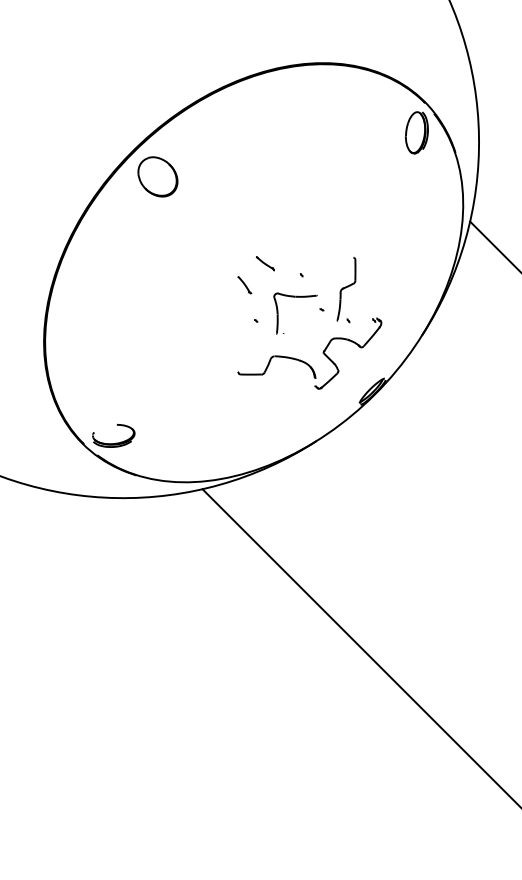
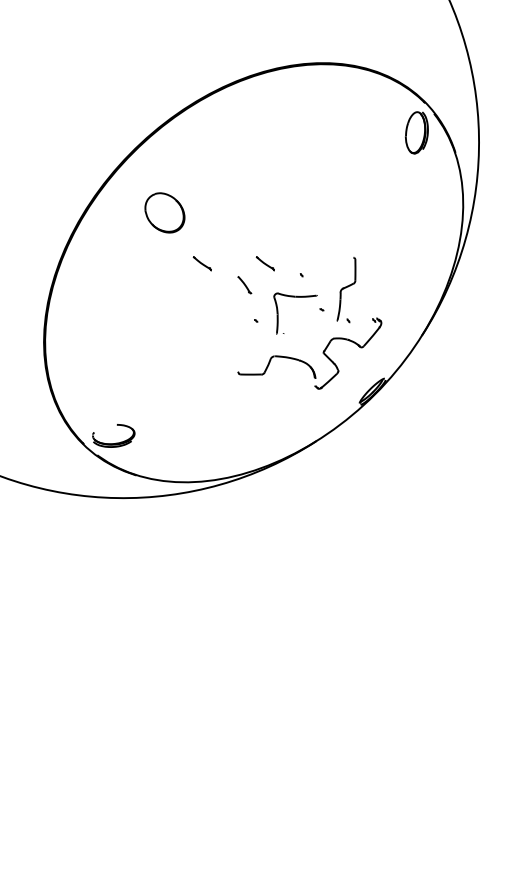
part position: (157, 176) -> (164, 212) (164, 212)
line: present -> none (494, 245)
line: none -> present (201, 263)
line: present -> none (360, 647)
